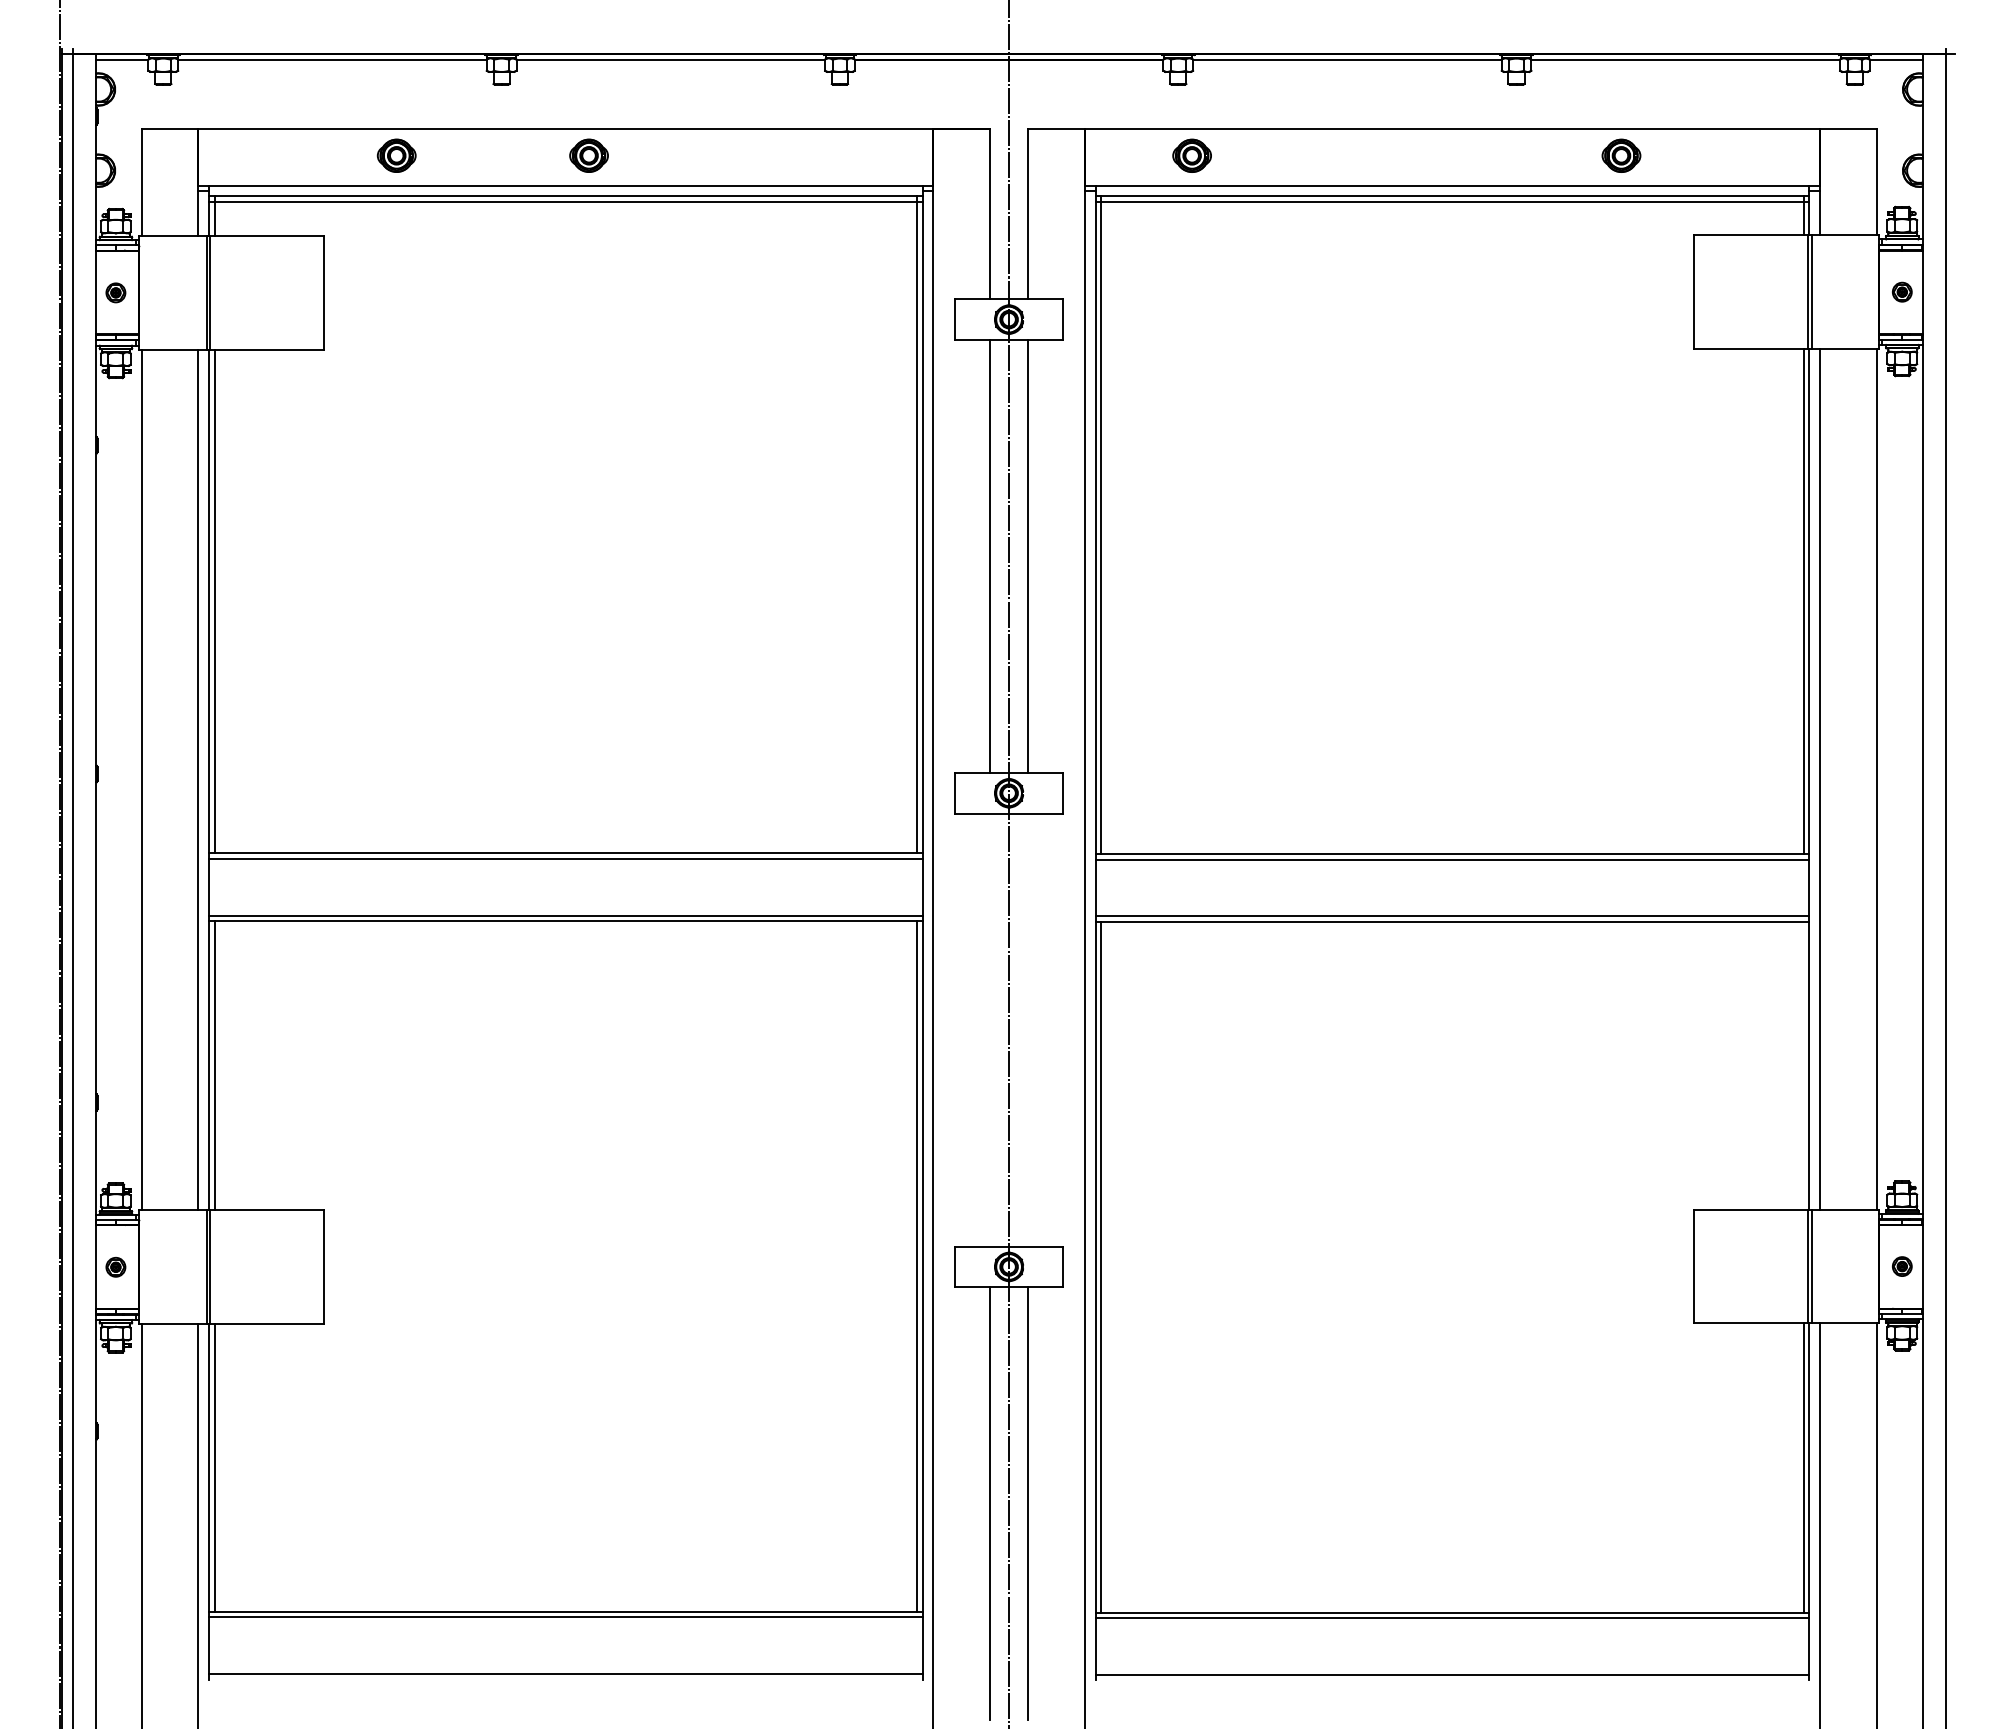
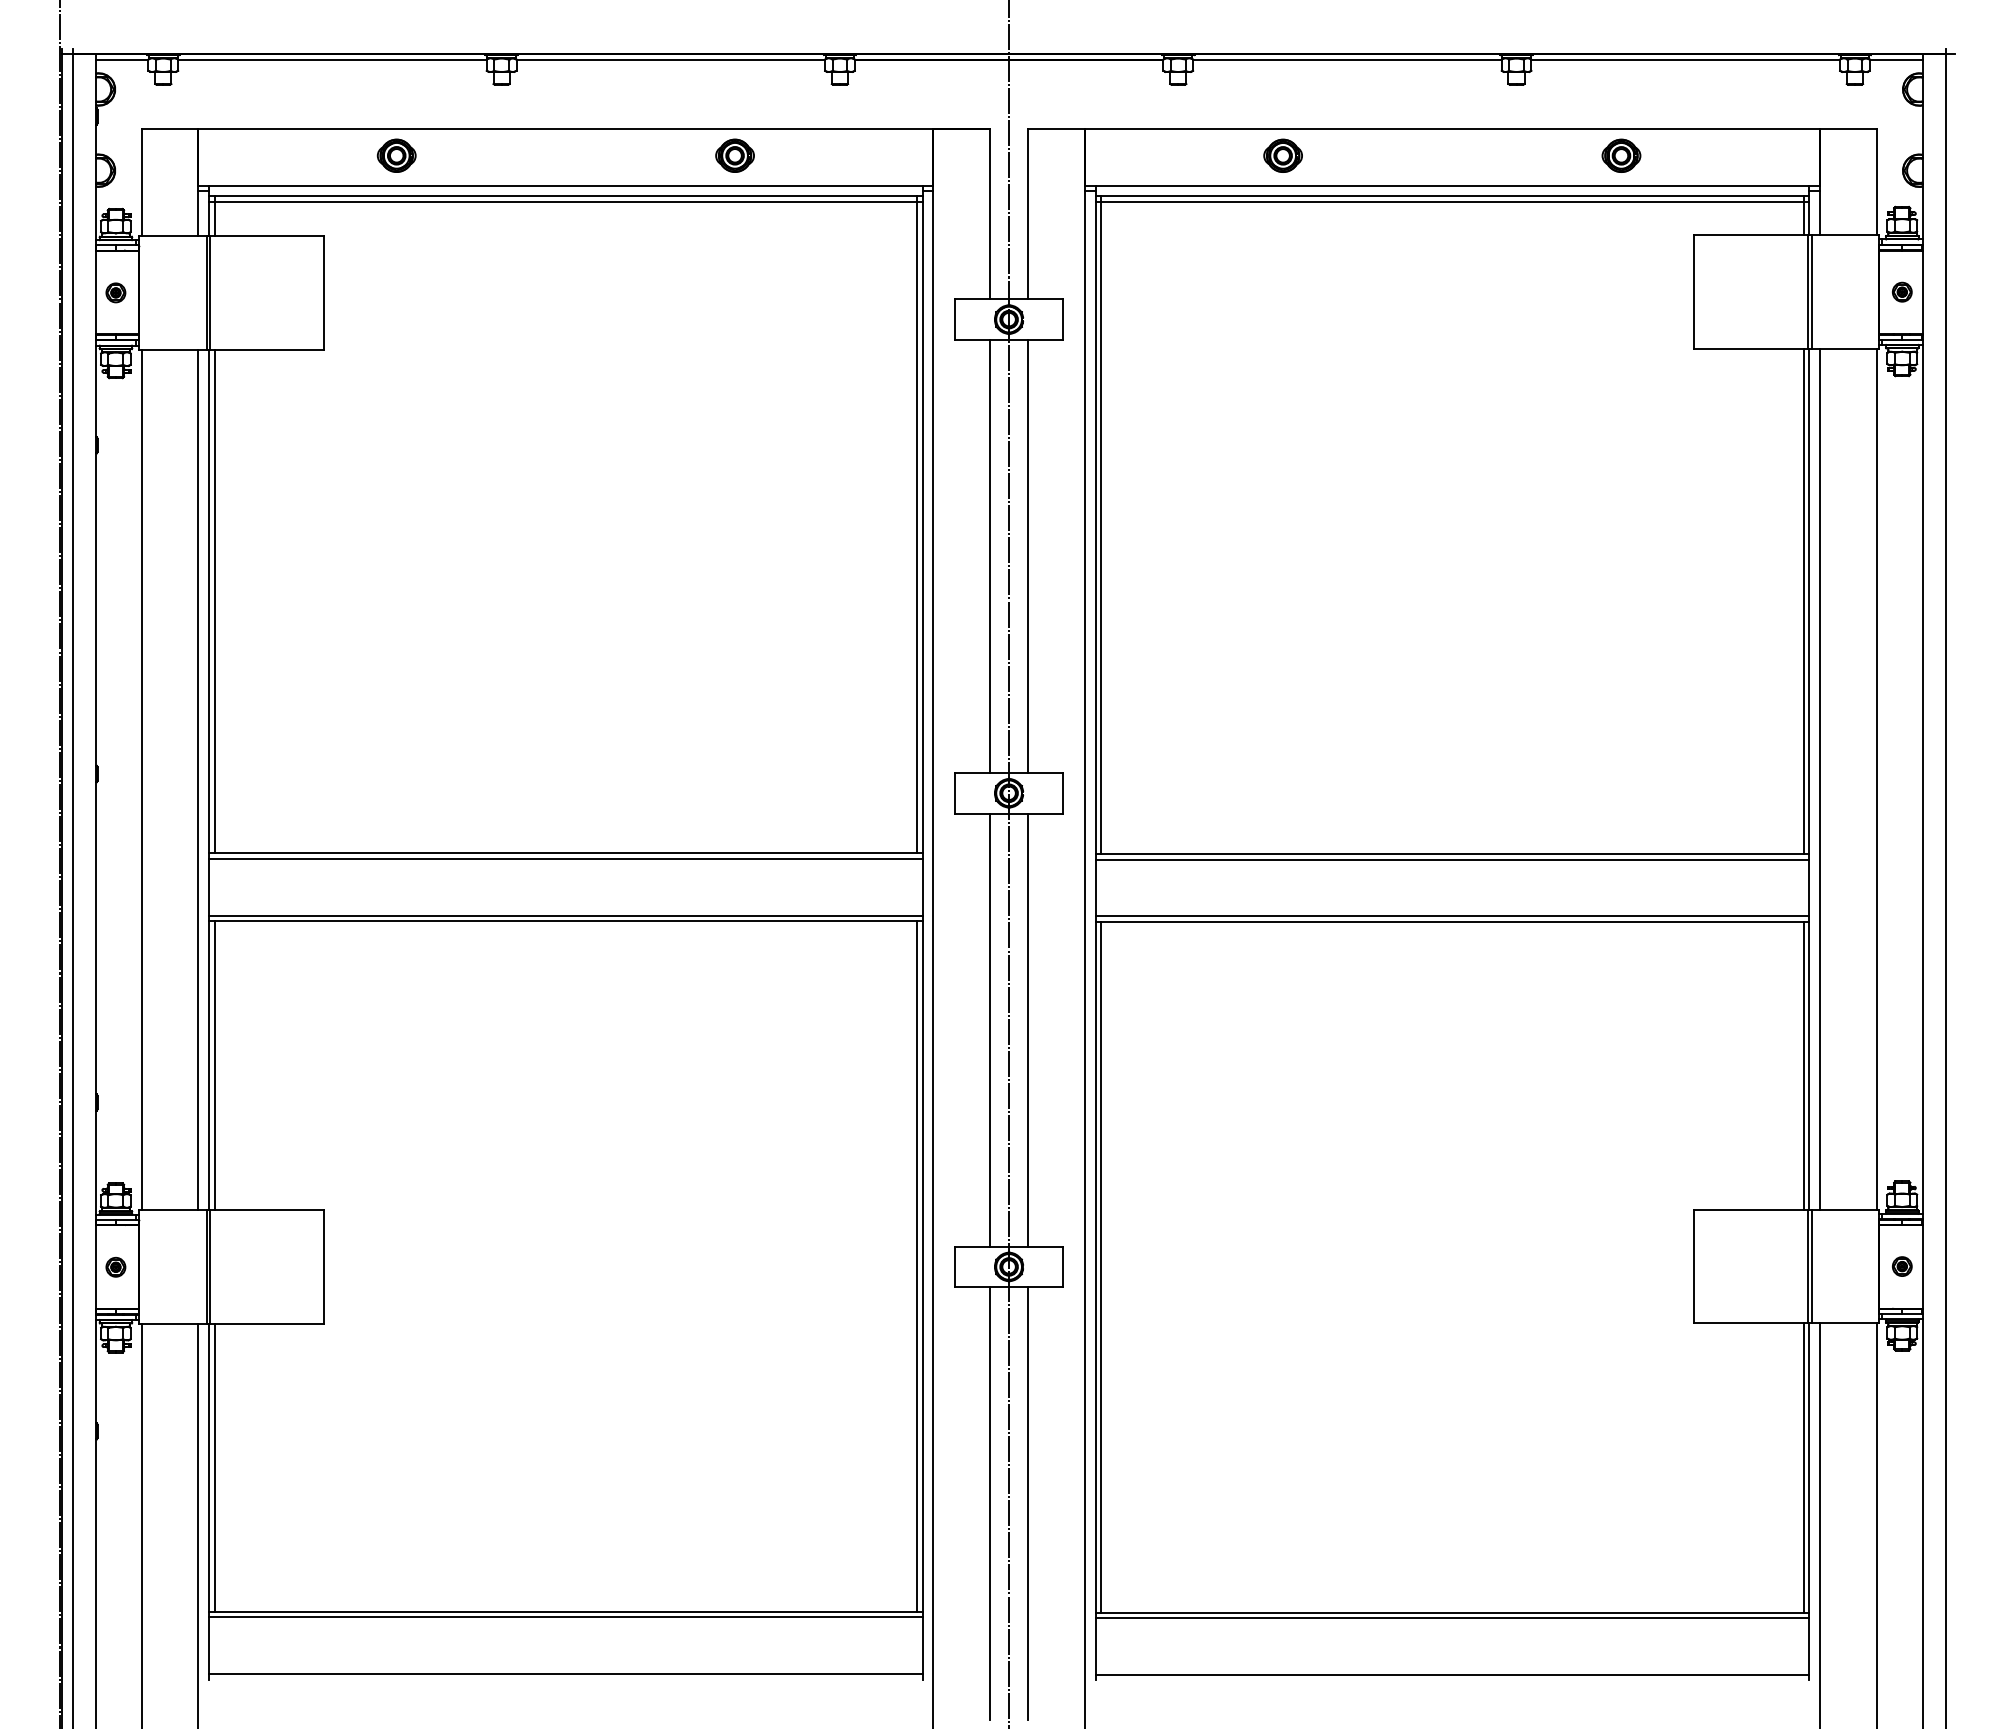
part position: (588, 155) -> (734, 155) (734, 155)
part position: (1191, 155) -> (1282, 155) (1282, 155)
line: none -> present (990, 1029)
line: none -> present (1028, 1029)
line: none -> present (1803, 1065)
